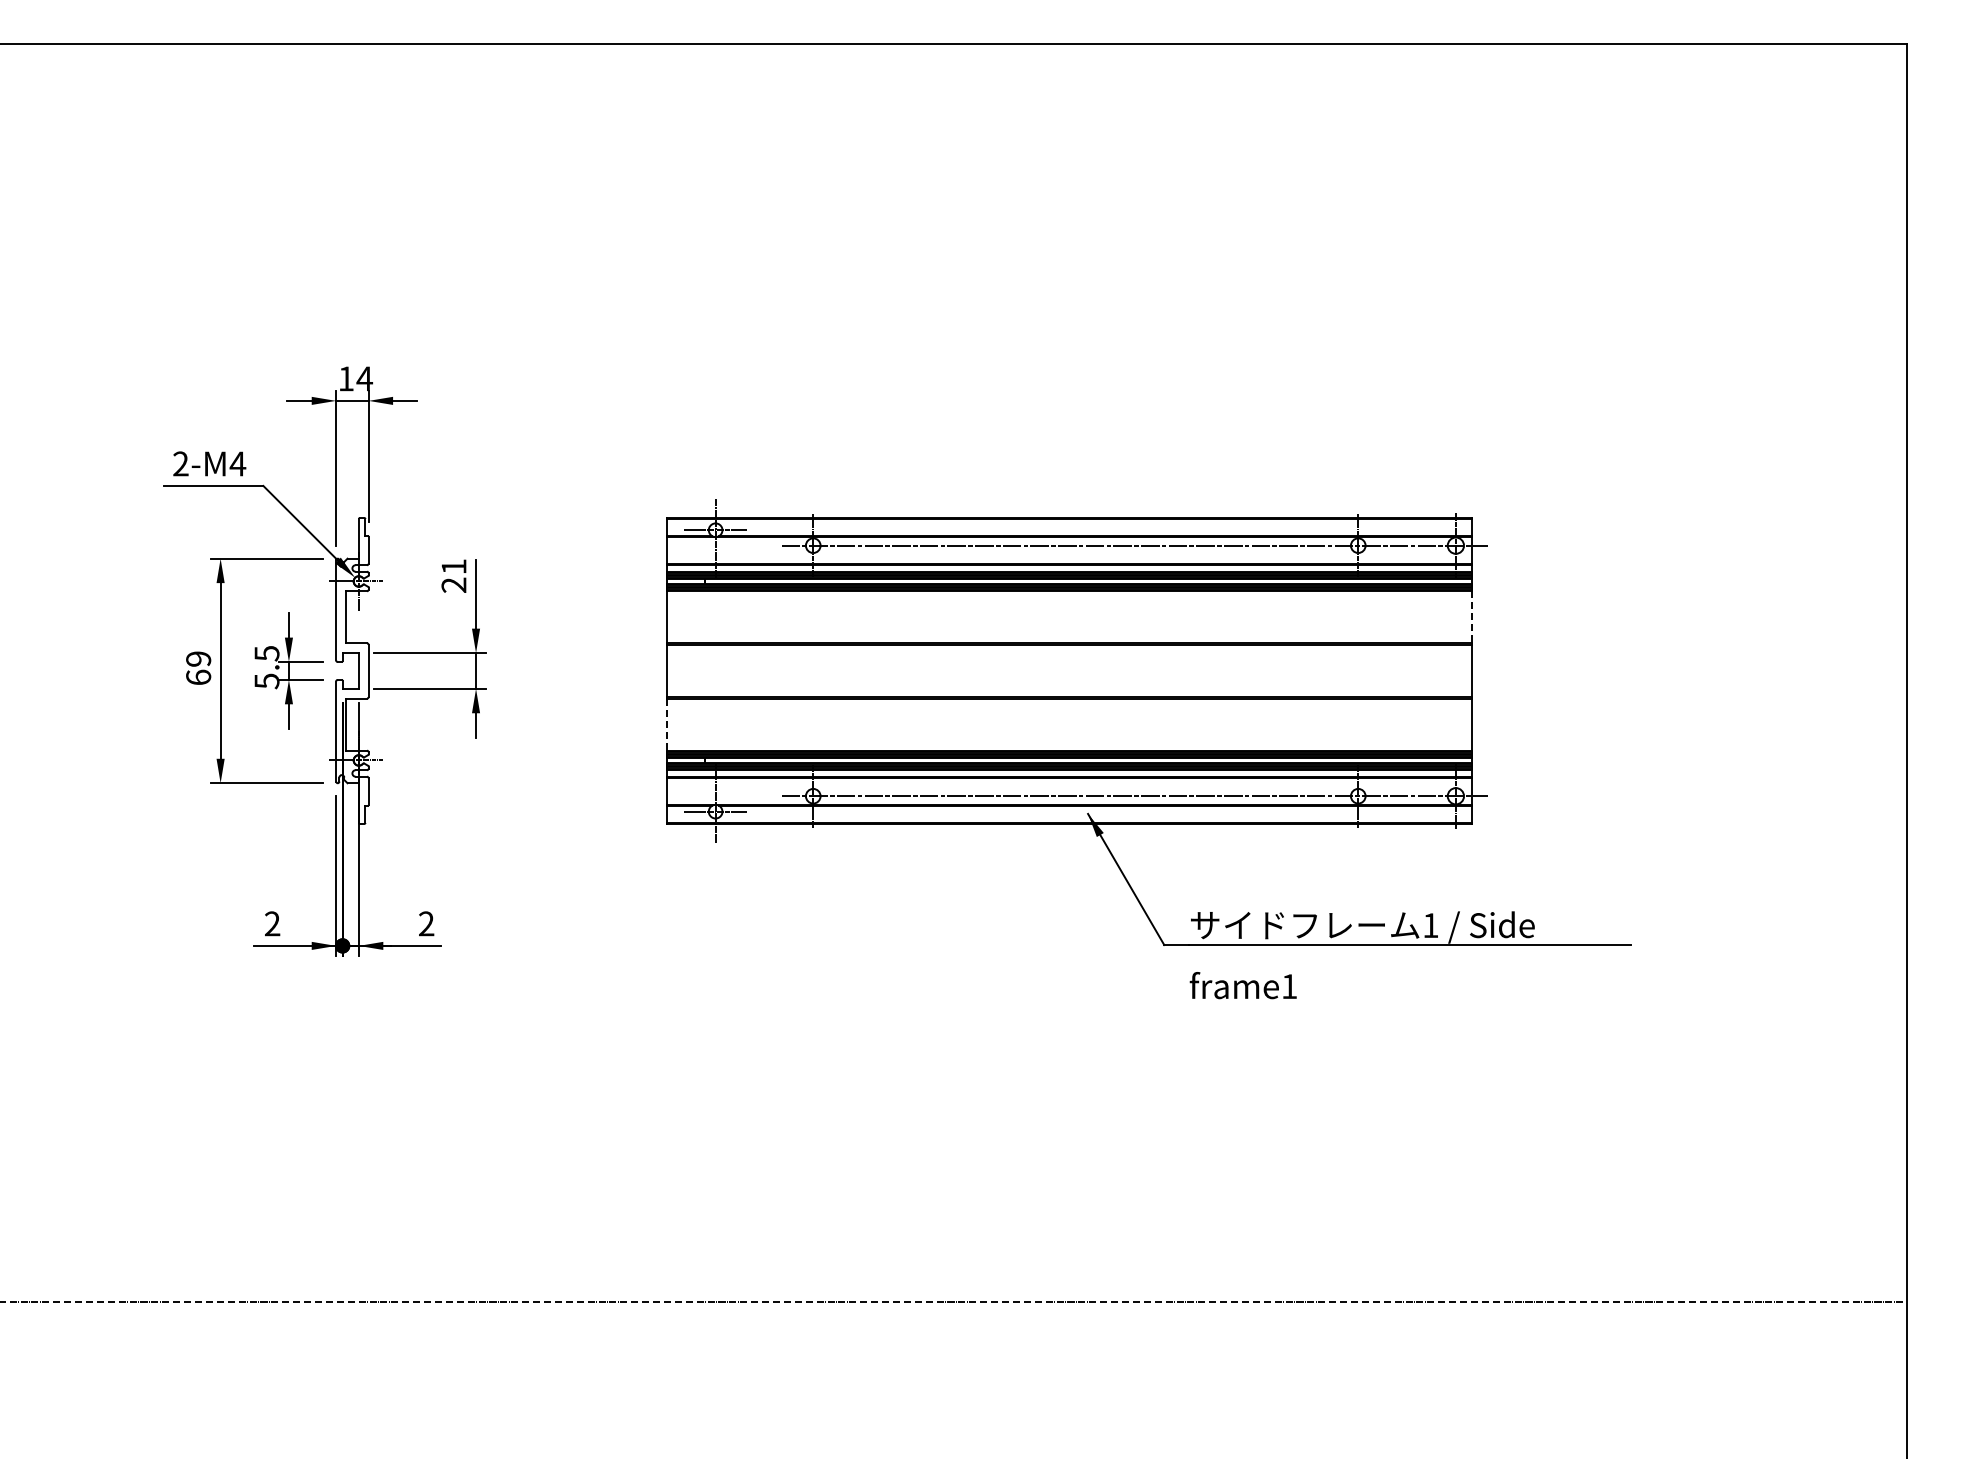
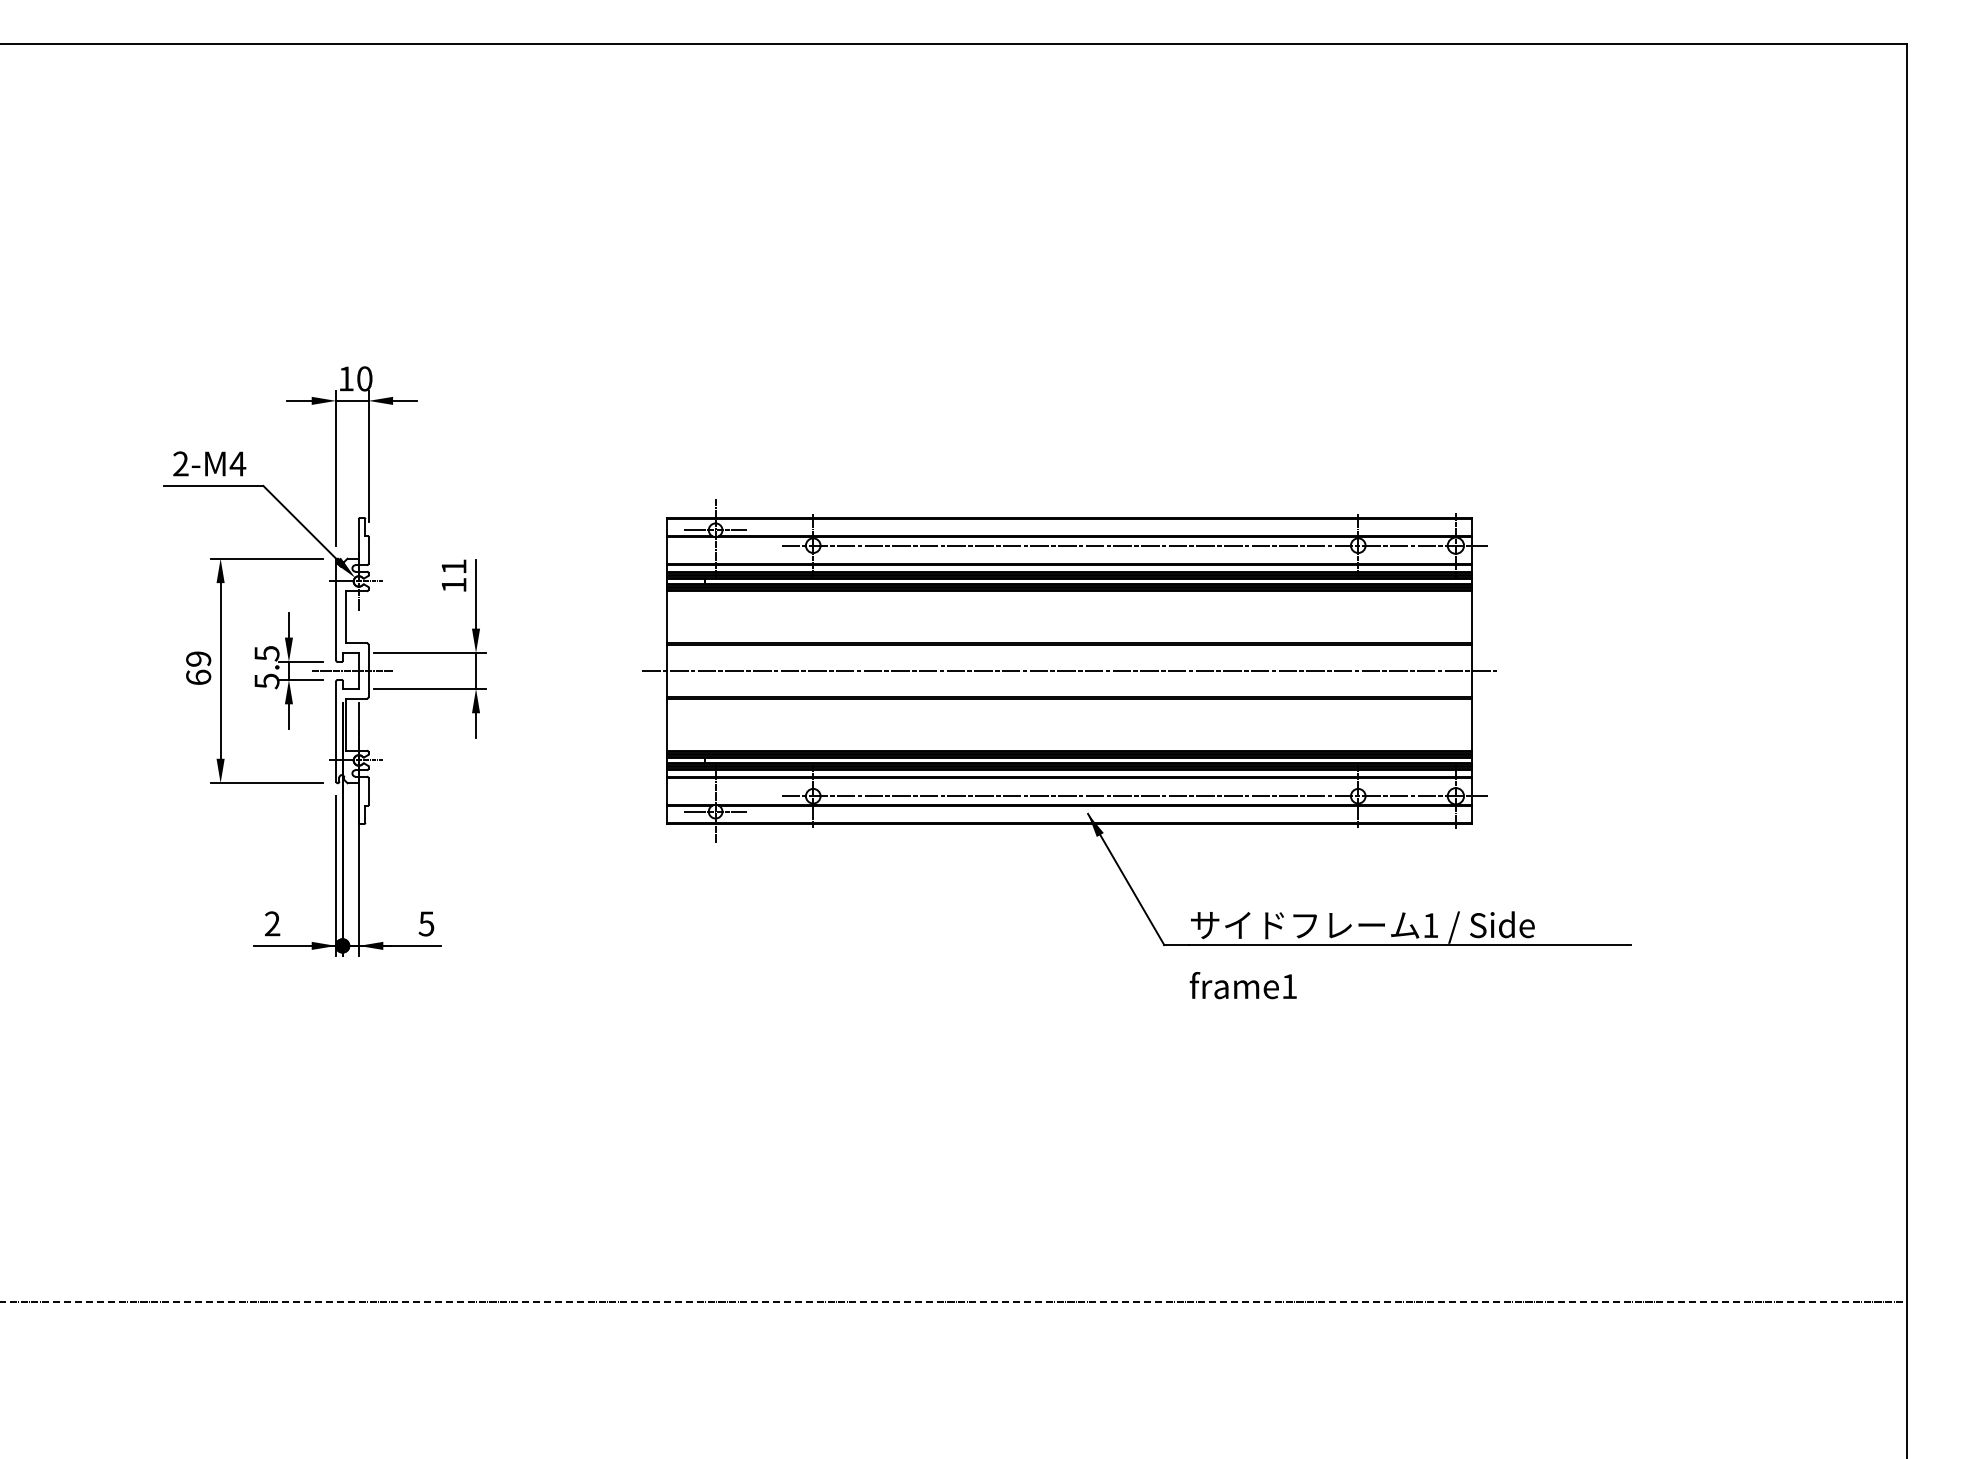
text: 14 -> 10 (364, 378)
text: 21 -> 11 (453, 584)
line: dashed -> solid (1472, 617)
line: none -> present (352, 670)
line: none -> present (1069, 670)
line: dashed -> solid (666, 725)
text: 2 -> 5 (426, 923)
